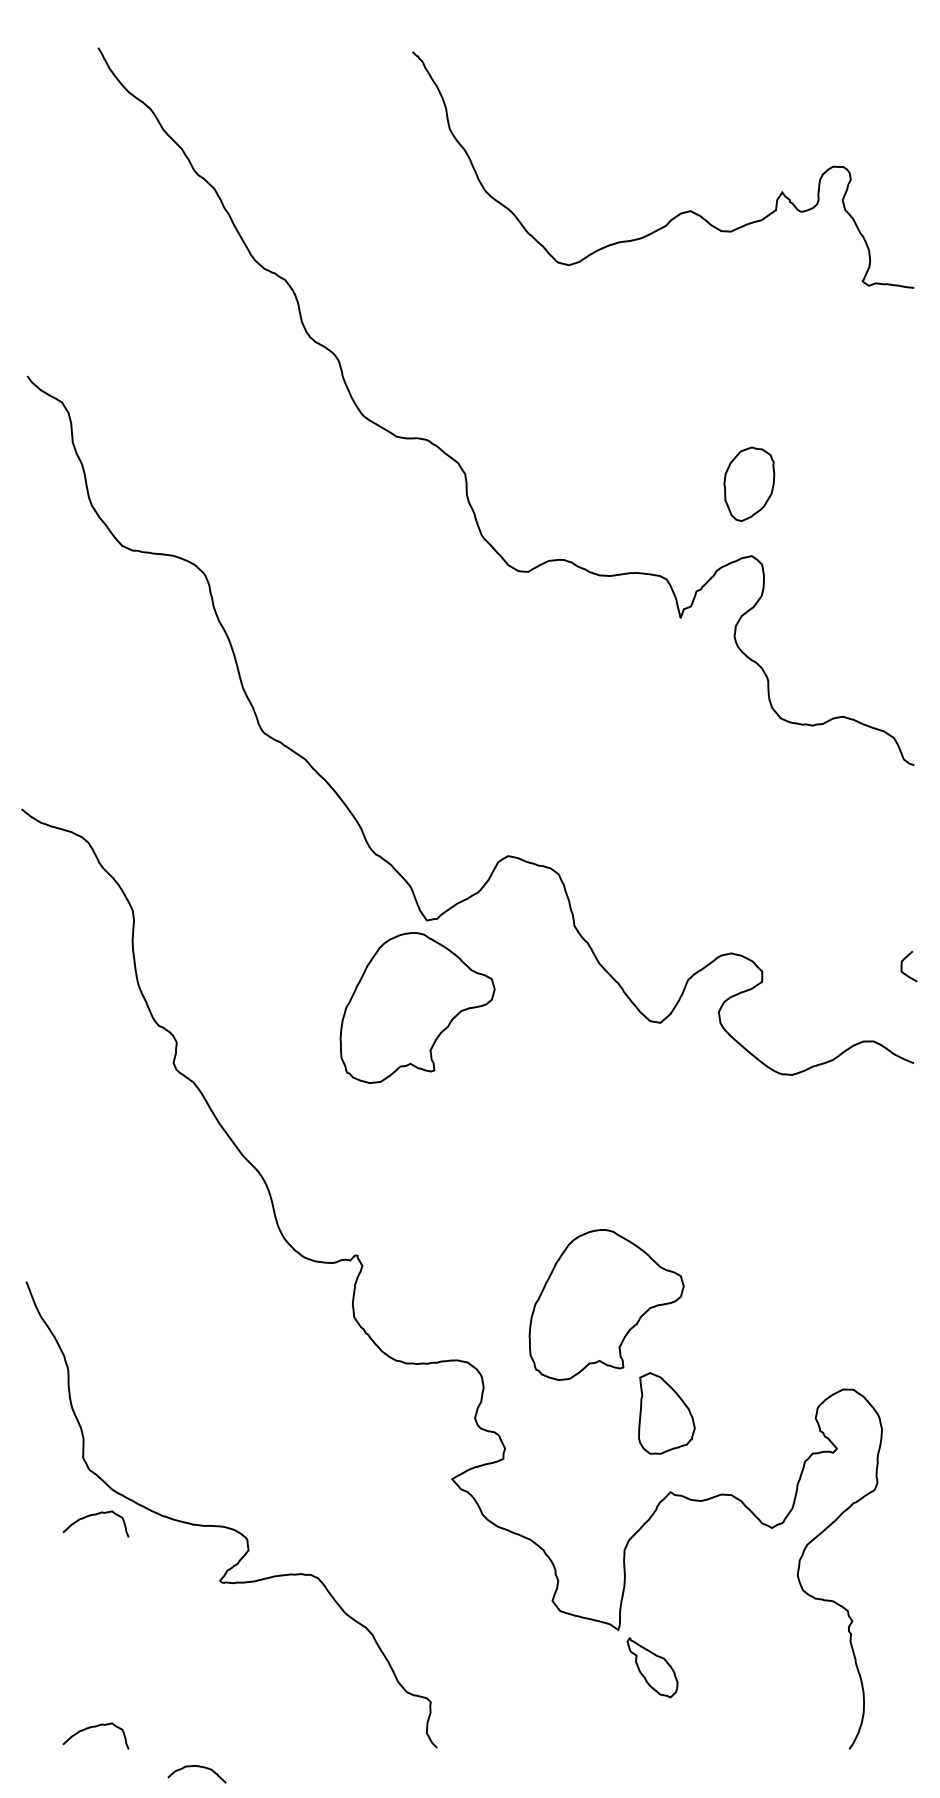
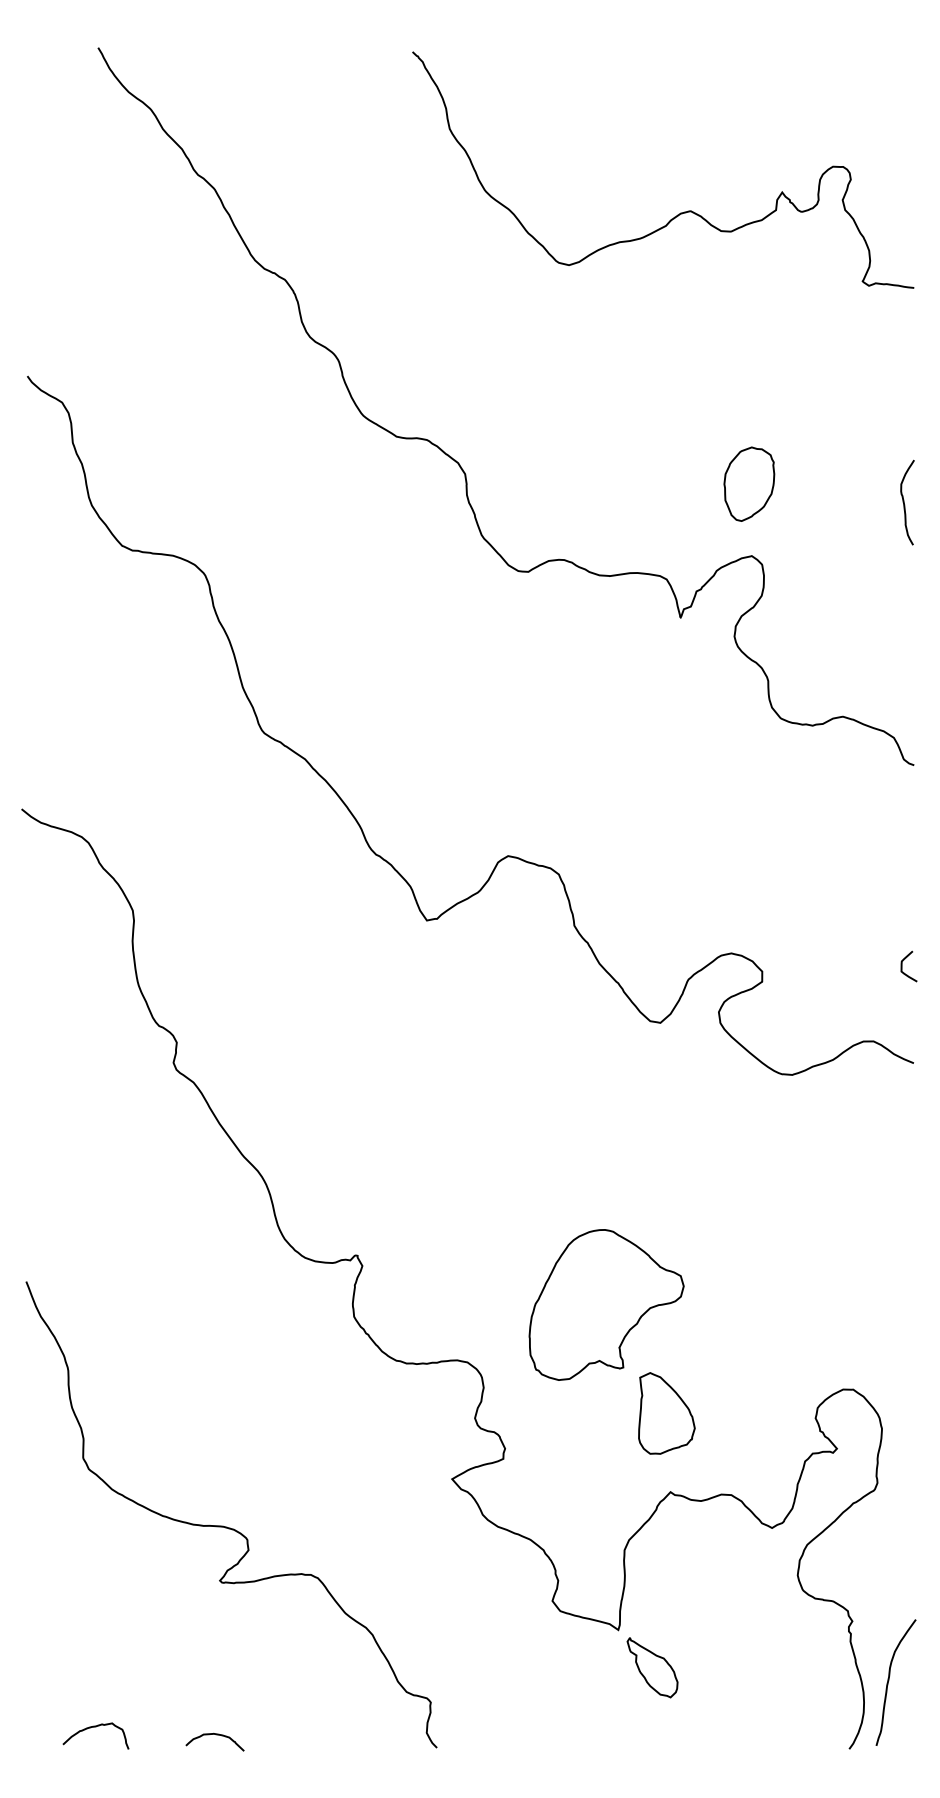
curve: none -> present (905, 504)
part: present -> none (417, 1007)
curve: present -> none (95, 1515)
curve: none -> present (889, 1680)
curve position: (198, 1767) -> (216, 1735) (216, 1735)
